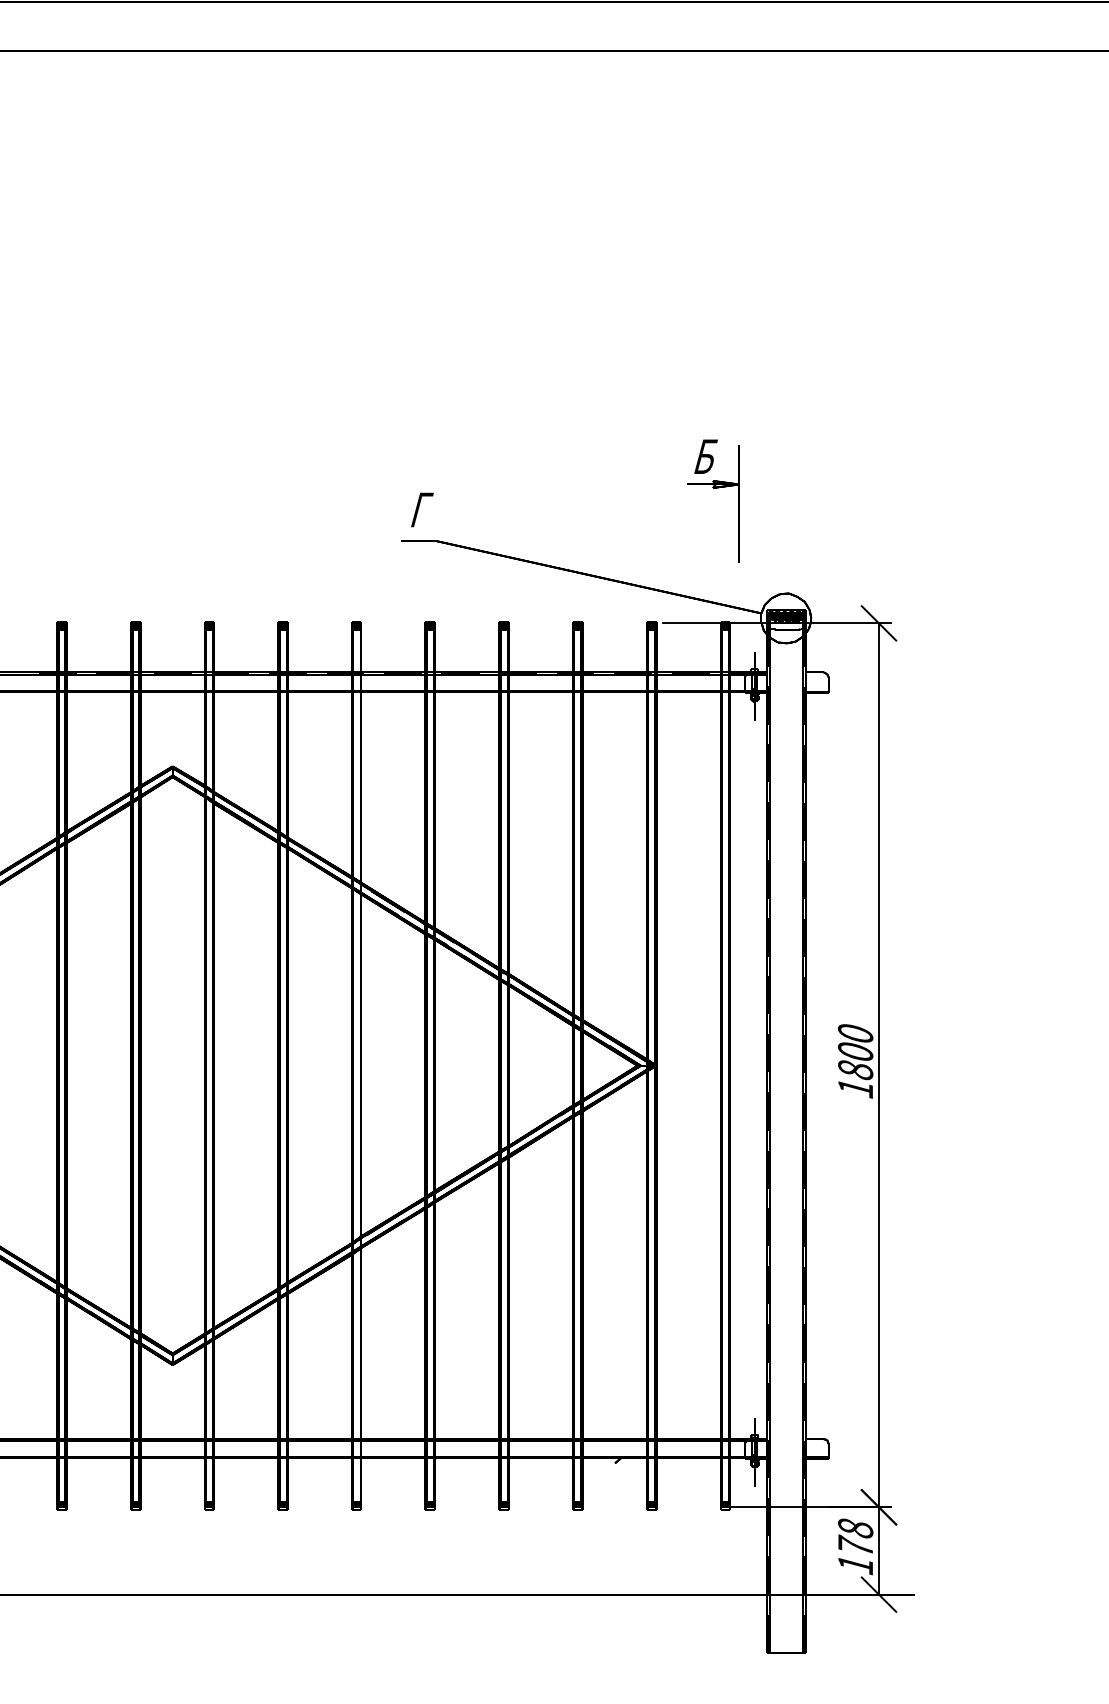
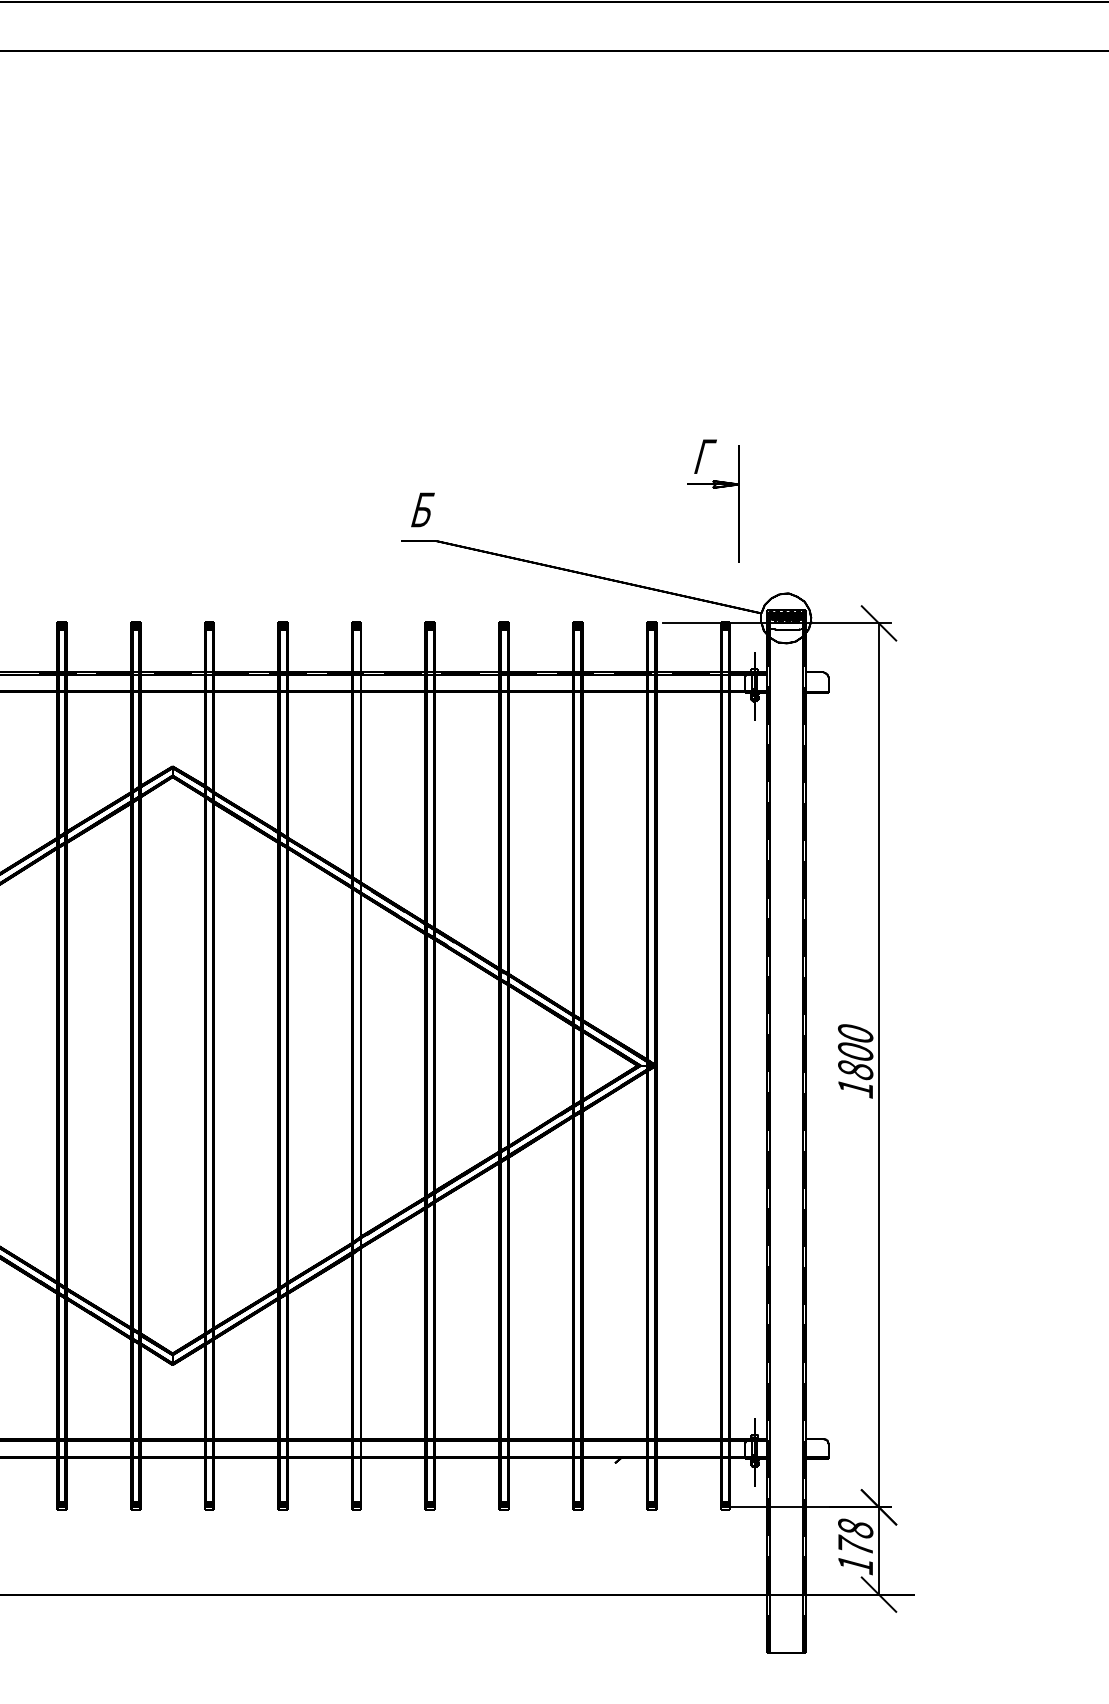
text: Б -> Г (707, 456)
text: Г -> Б (424, 509)
